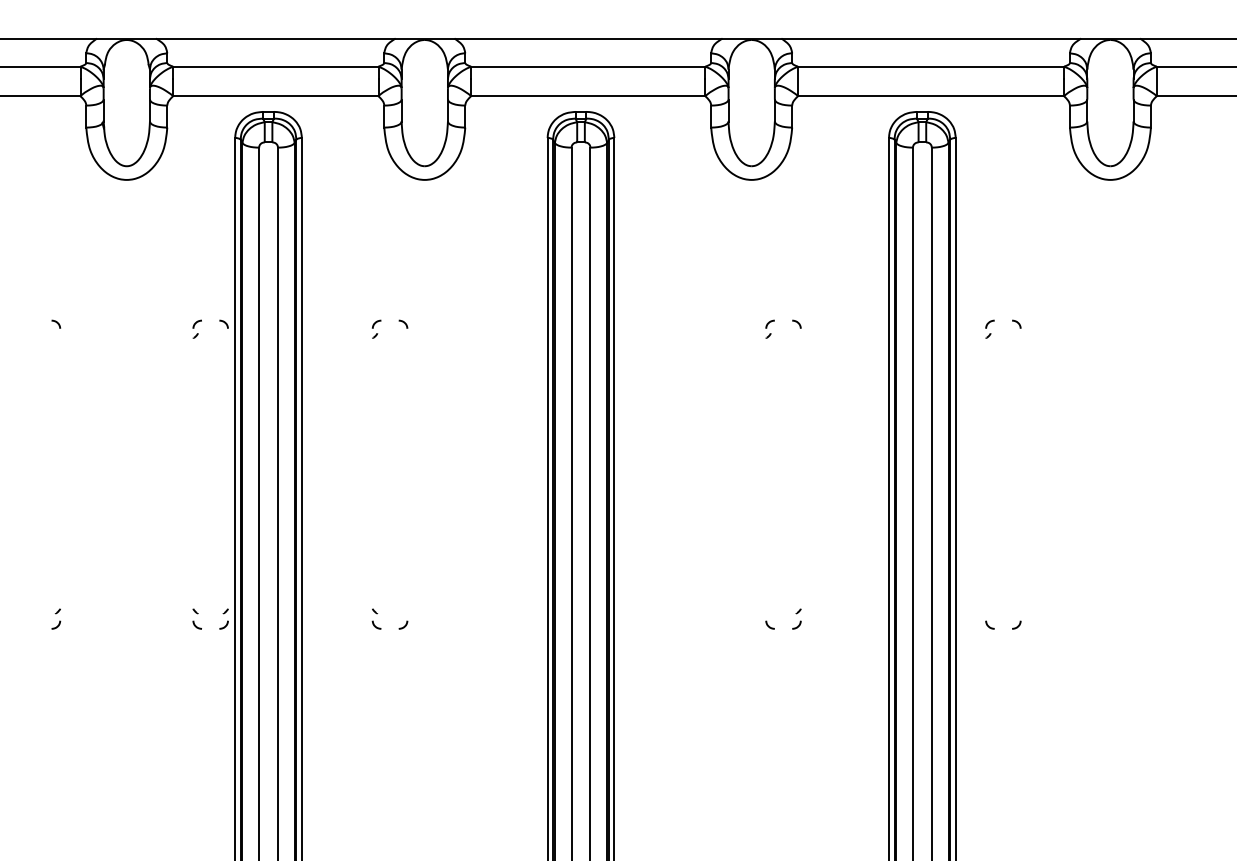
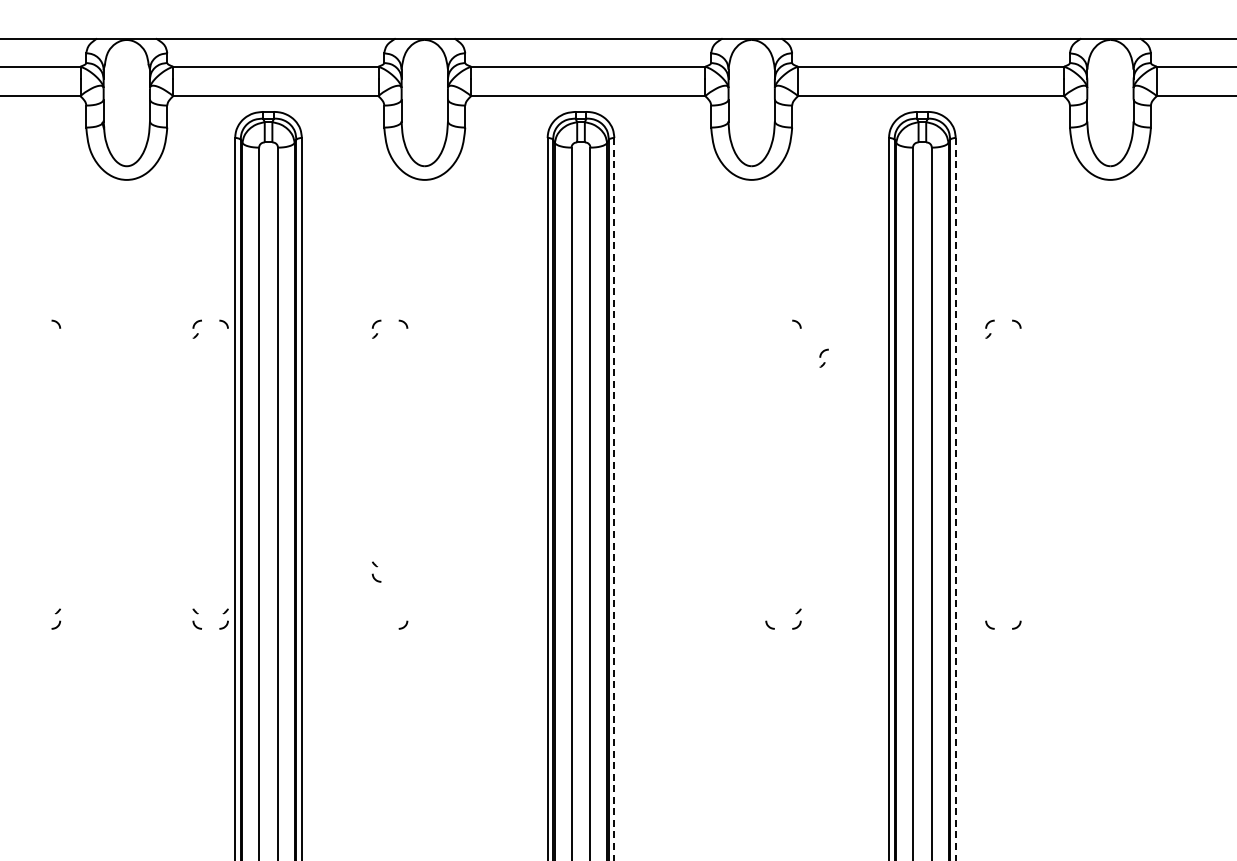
part position: (769, 328) -> (823, 357) (823, 357)
line: solid -> dashed (614, 499)
line: solid -> dashed (955, 499)
part position: (376, 618) -> (376, 571) (376, 571)
